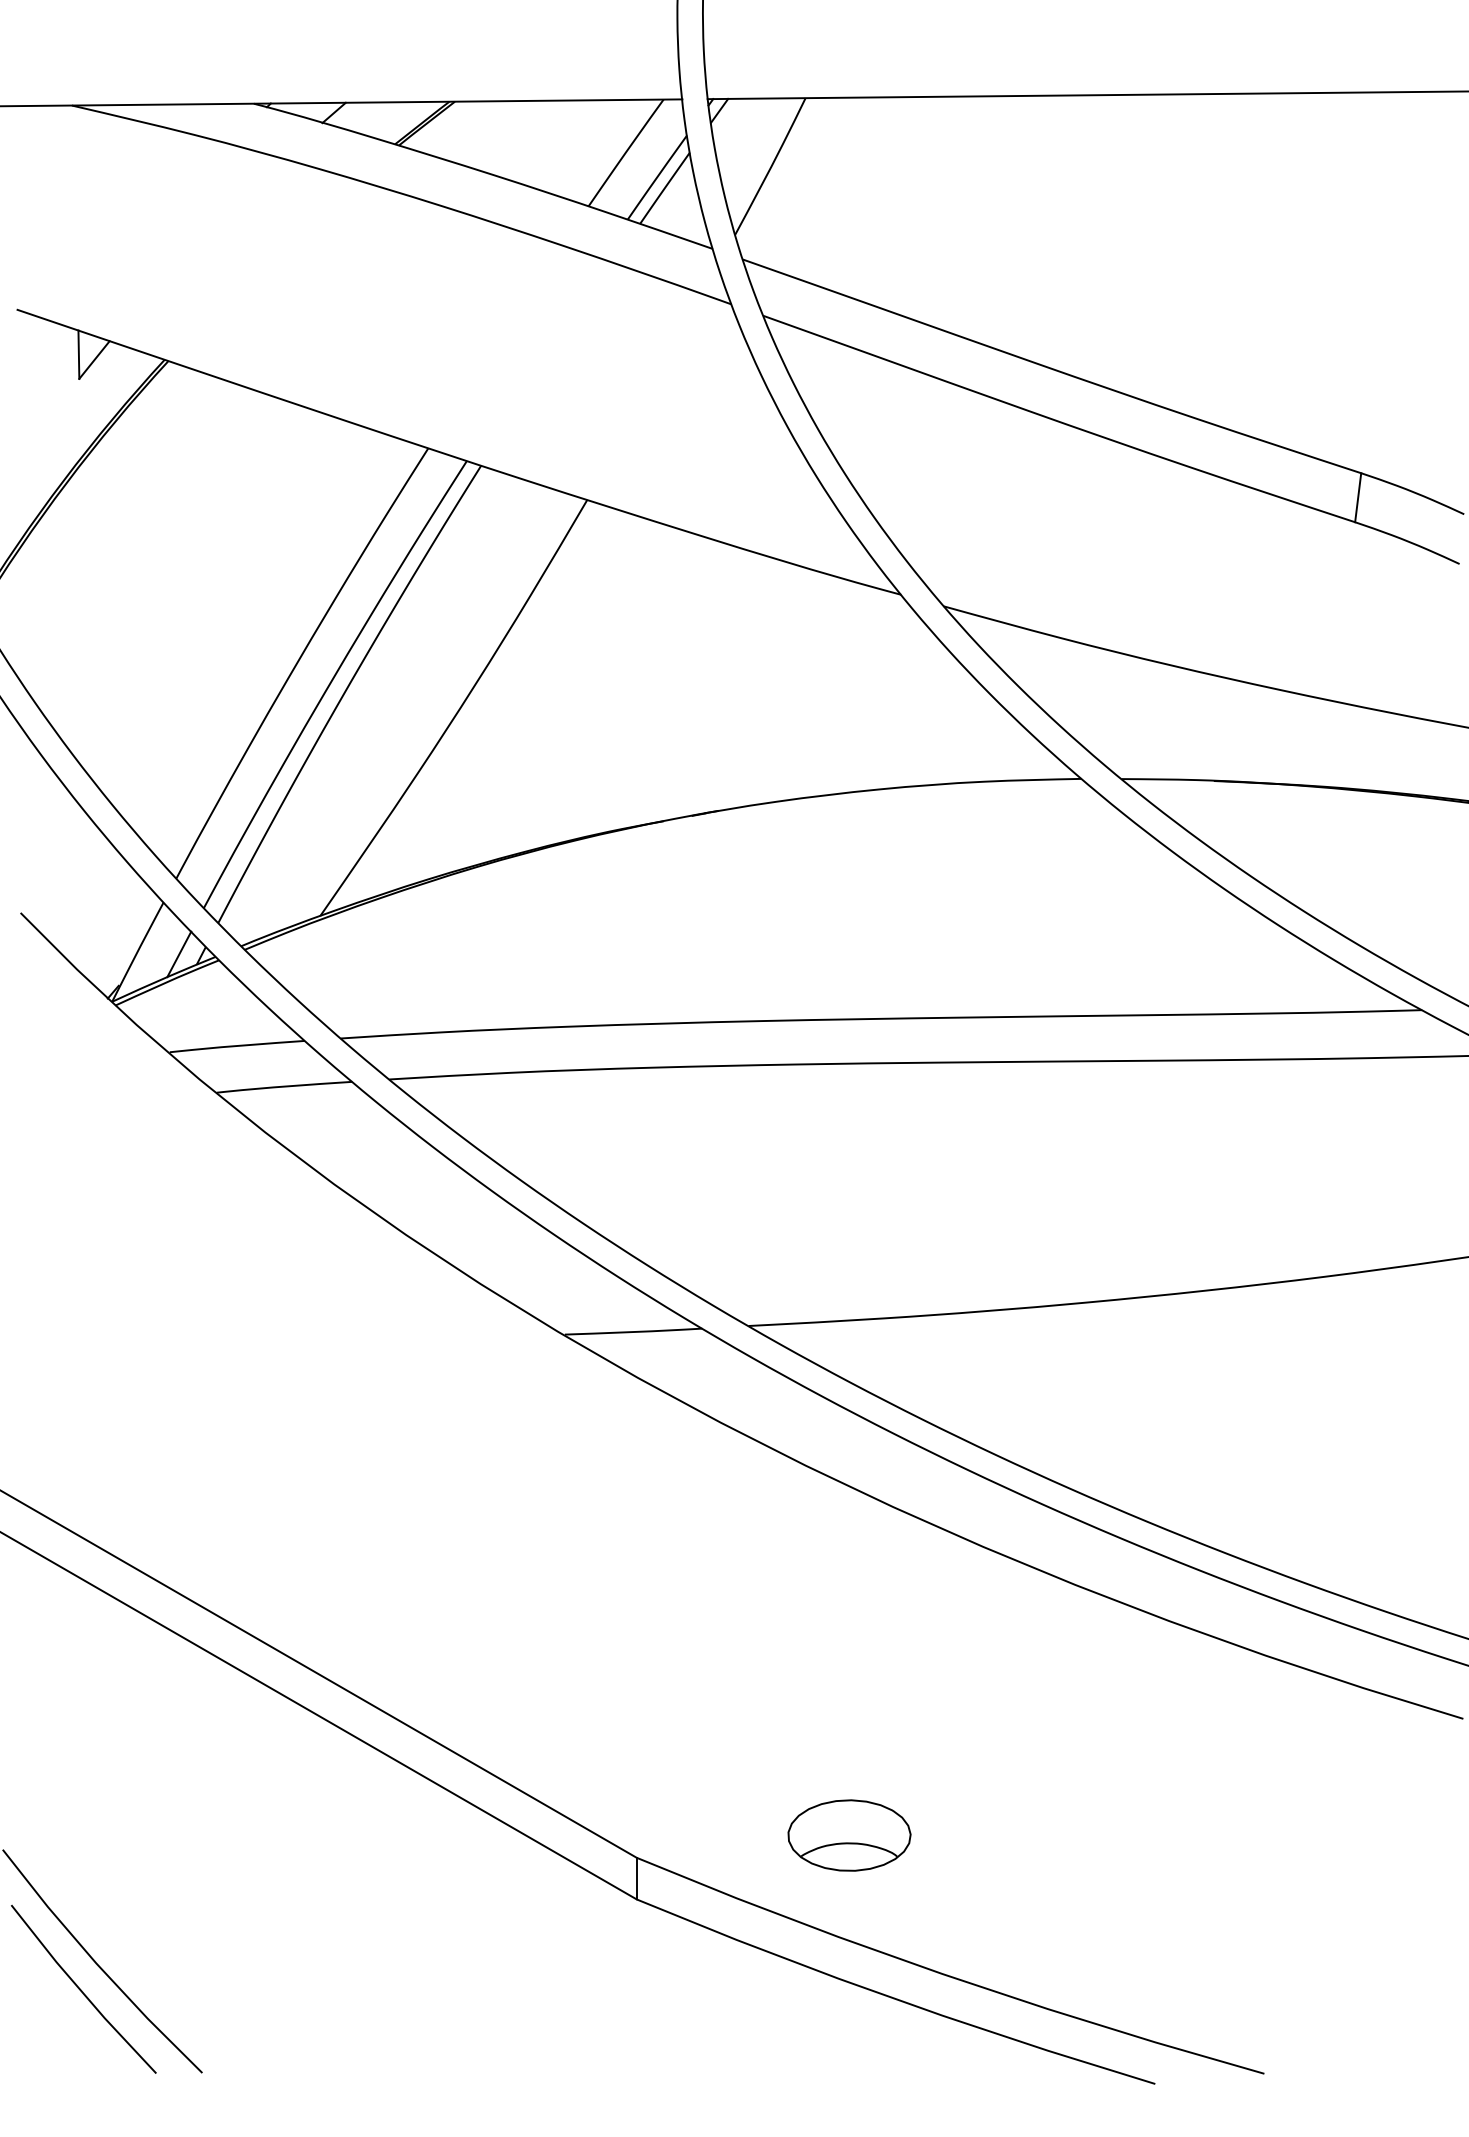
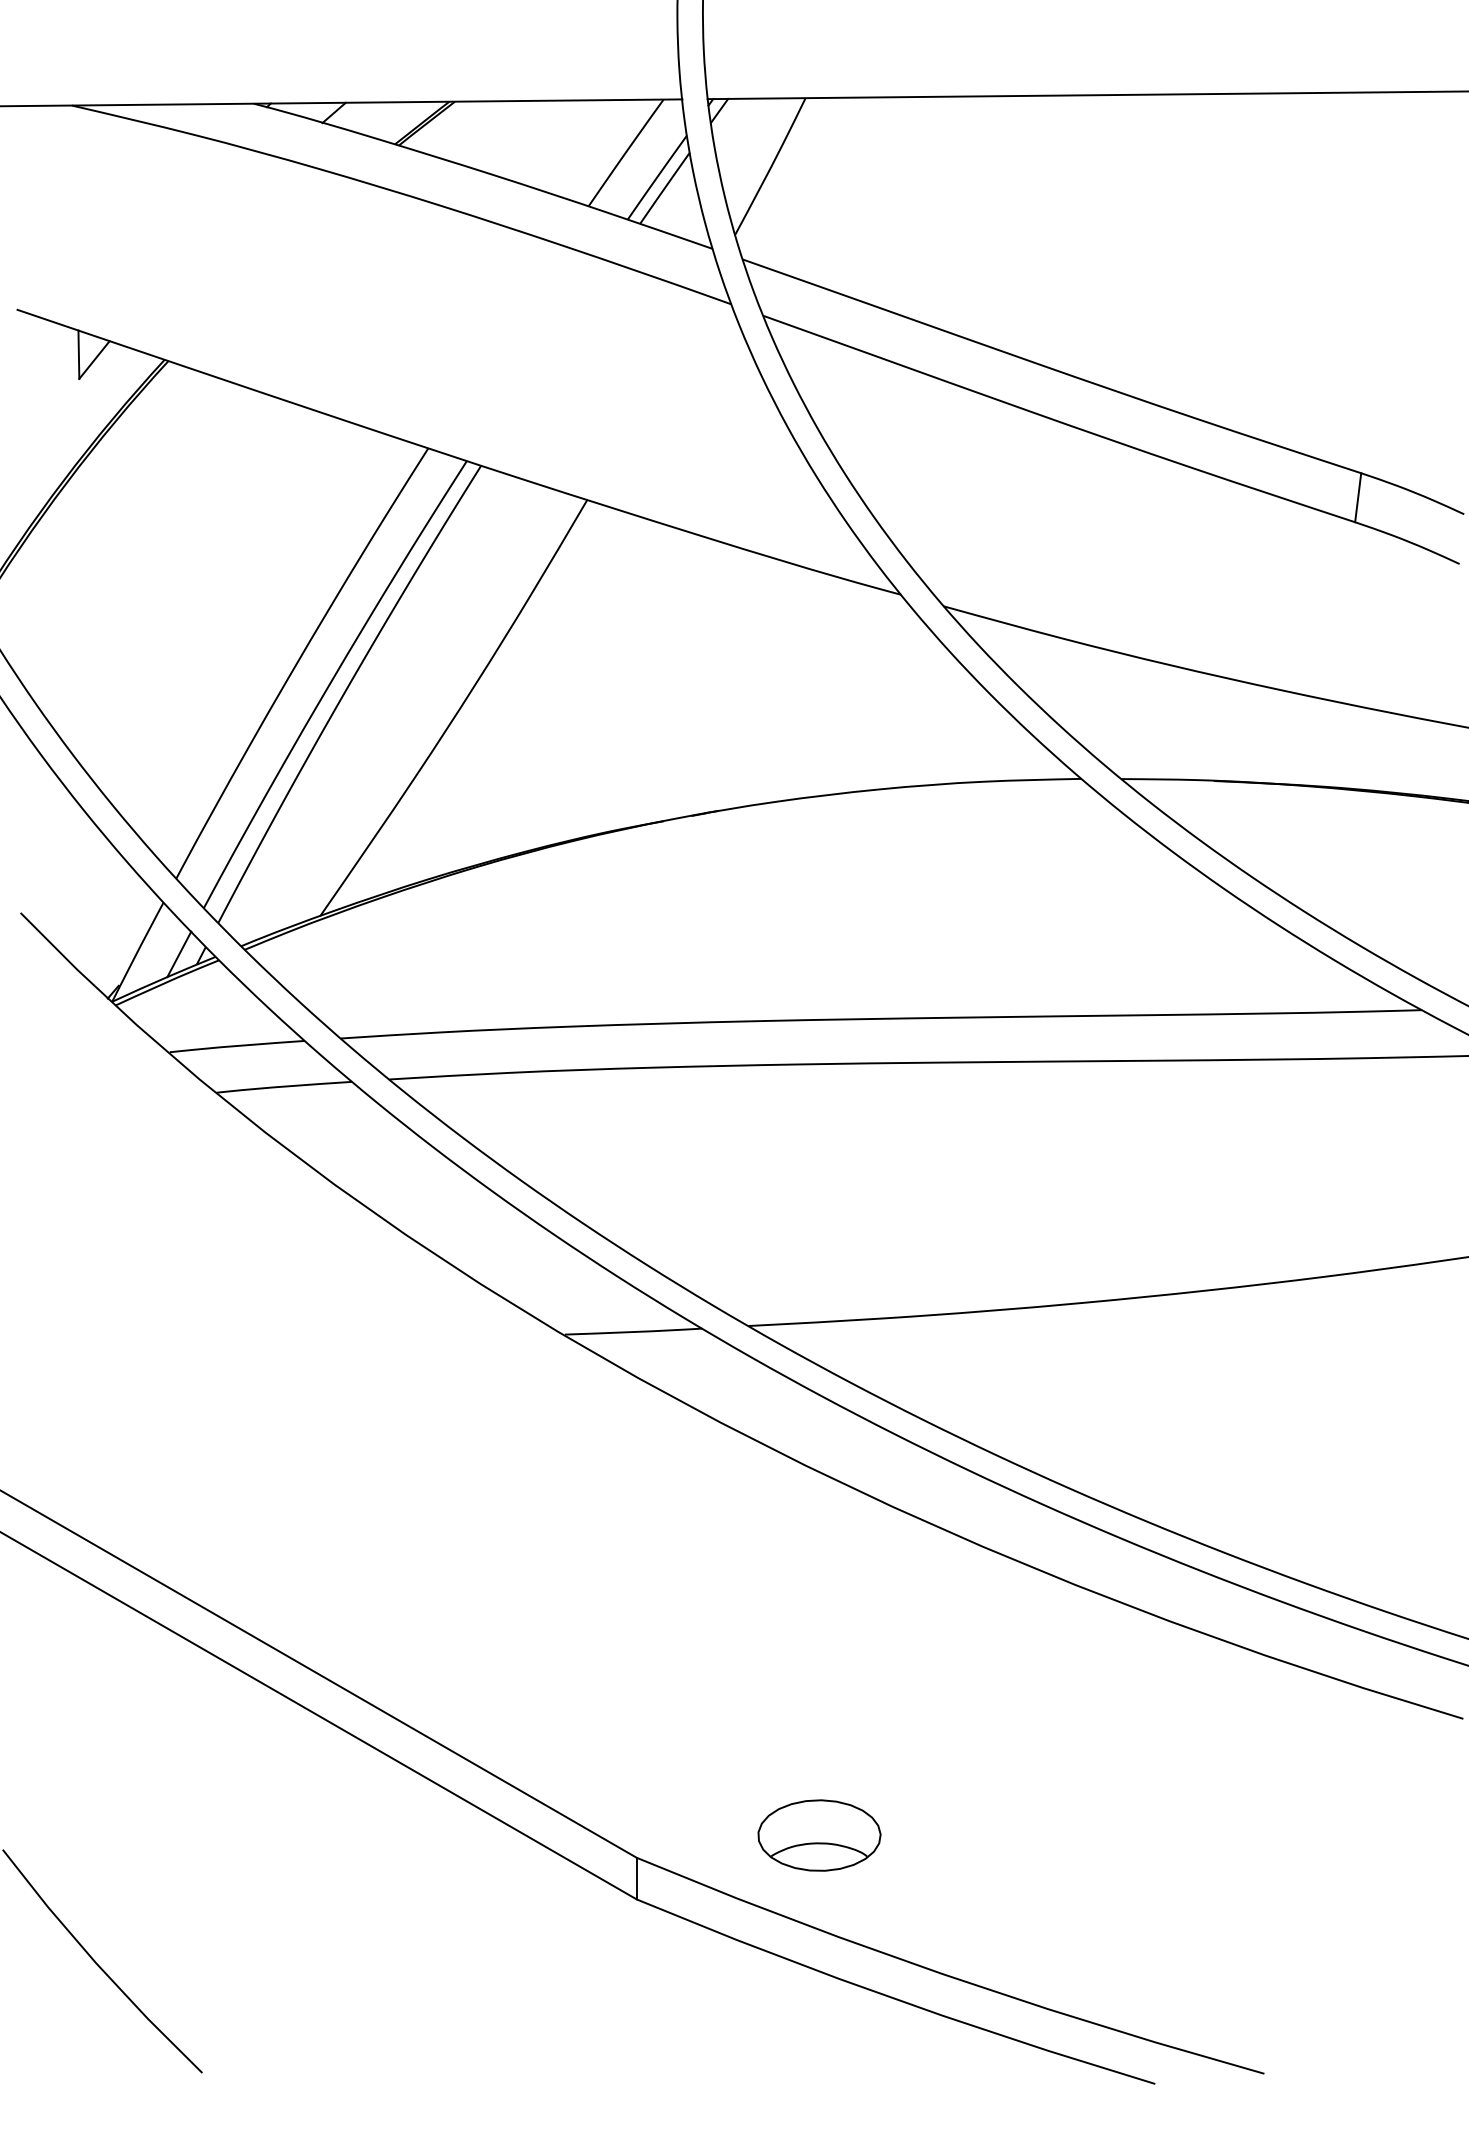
part position: (849, 1835) -> (819, 1835) (819, 1835)
line: present -> none (81, 1989)
